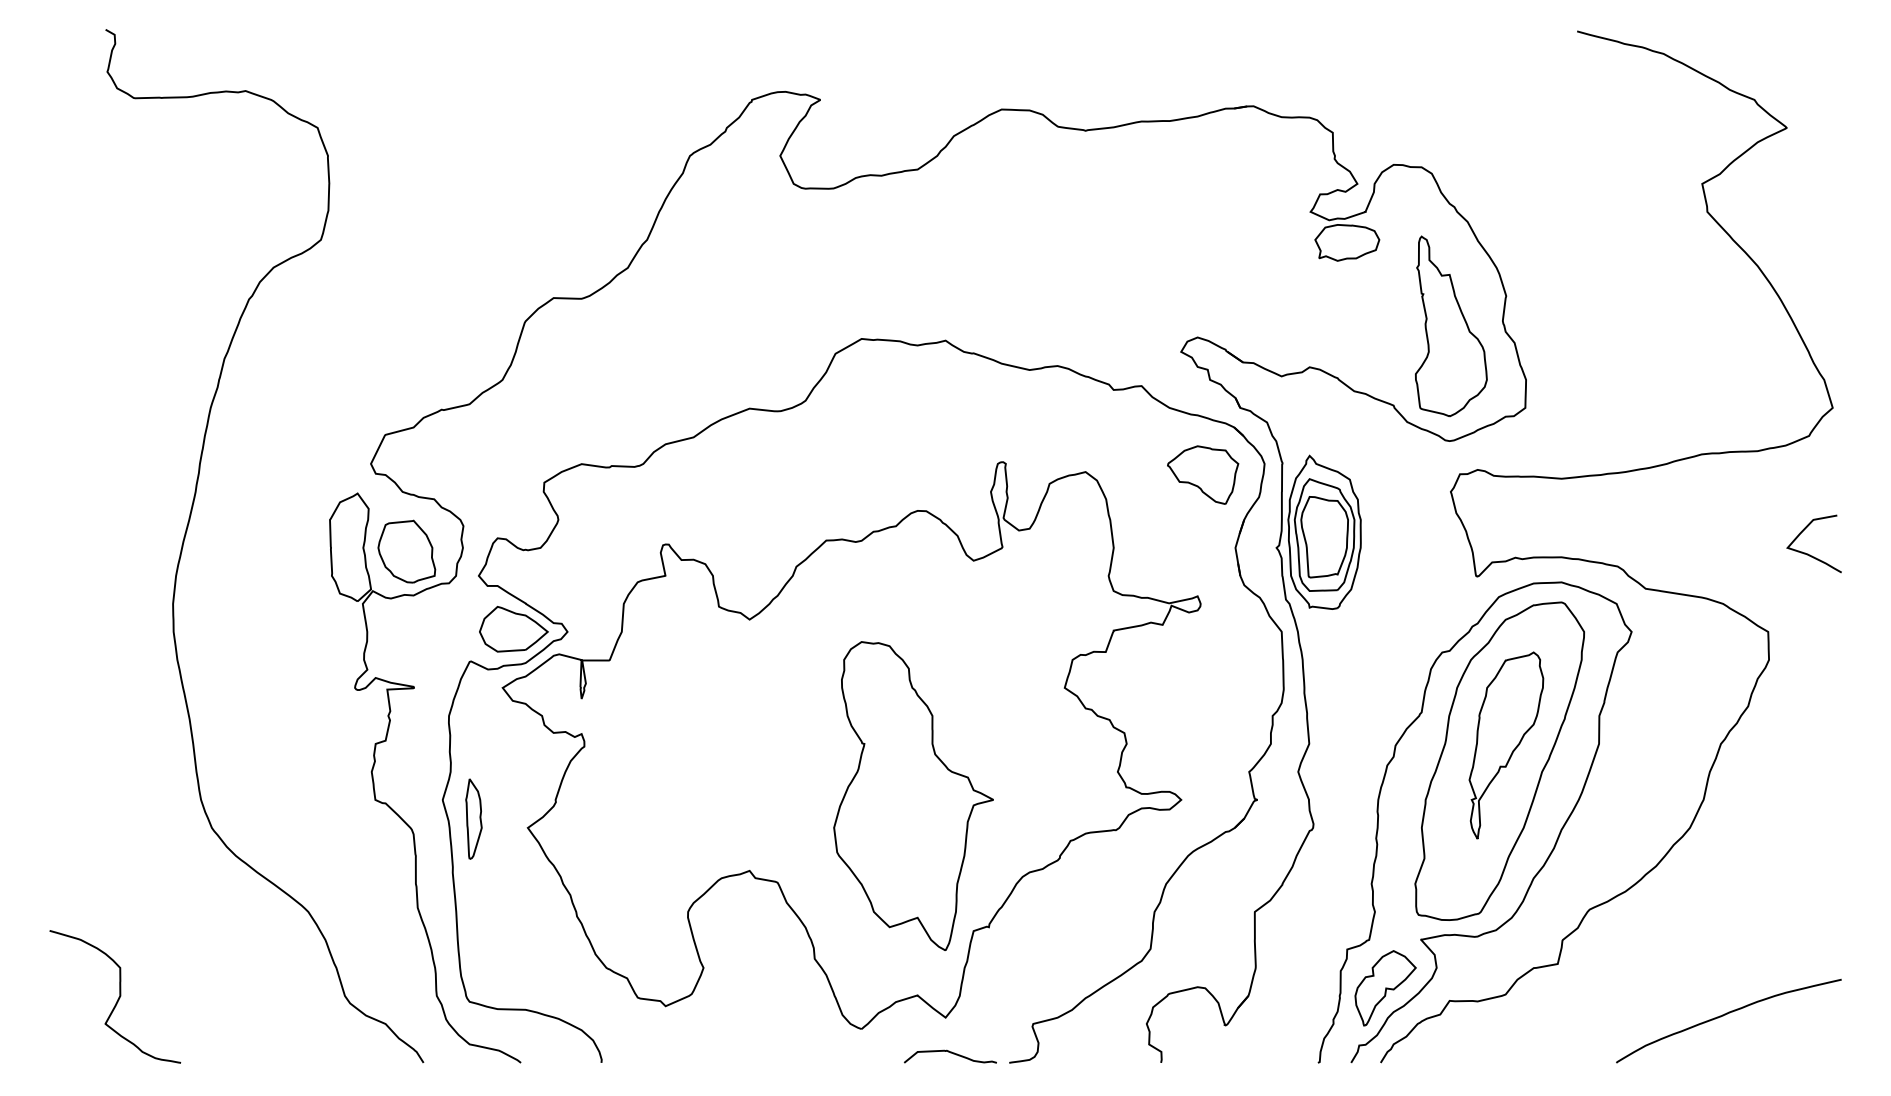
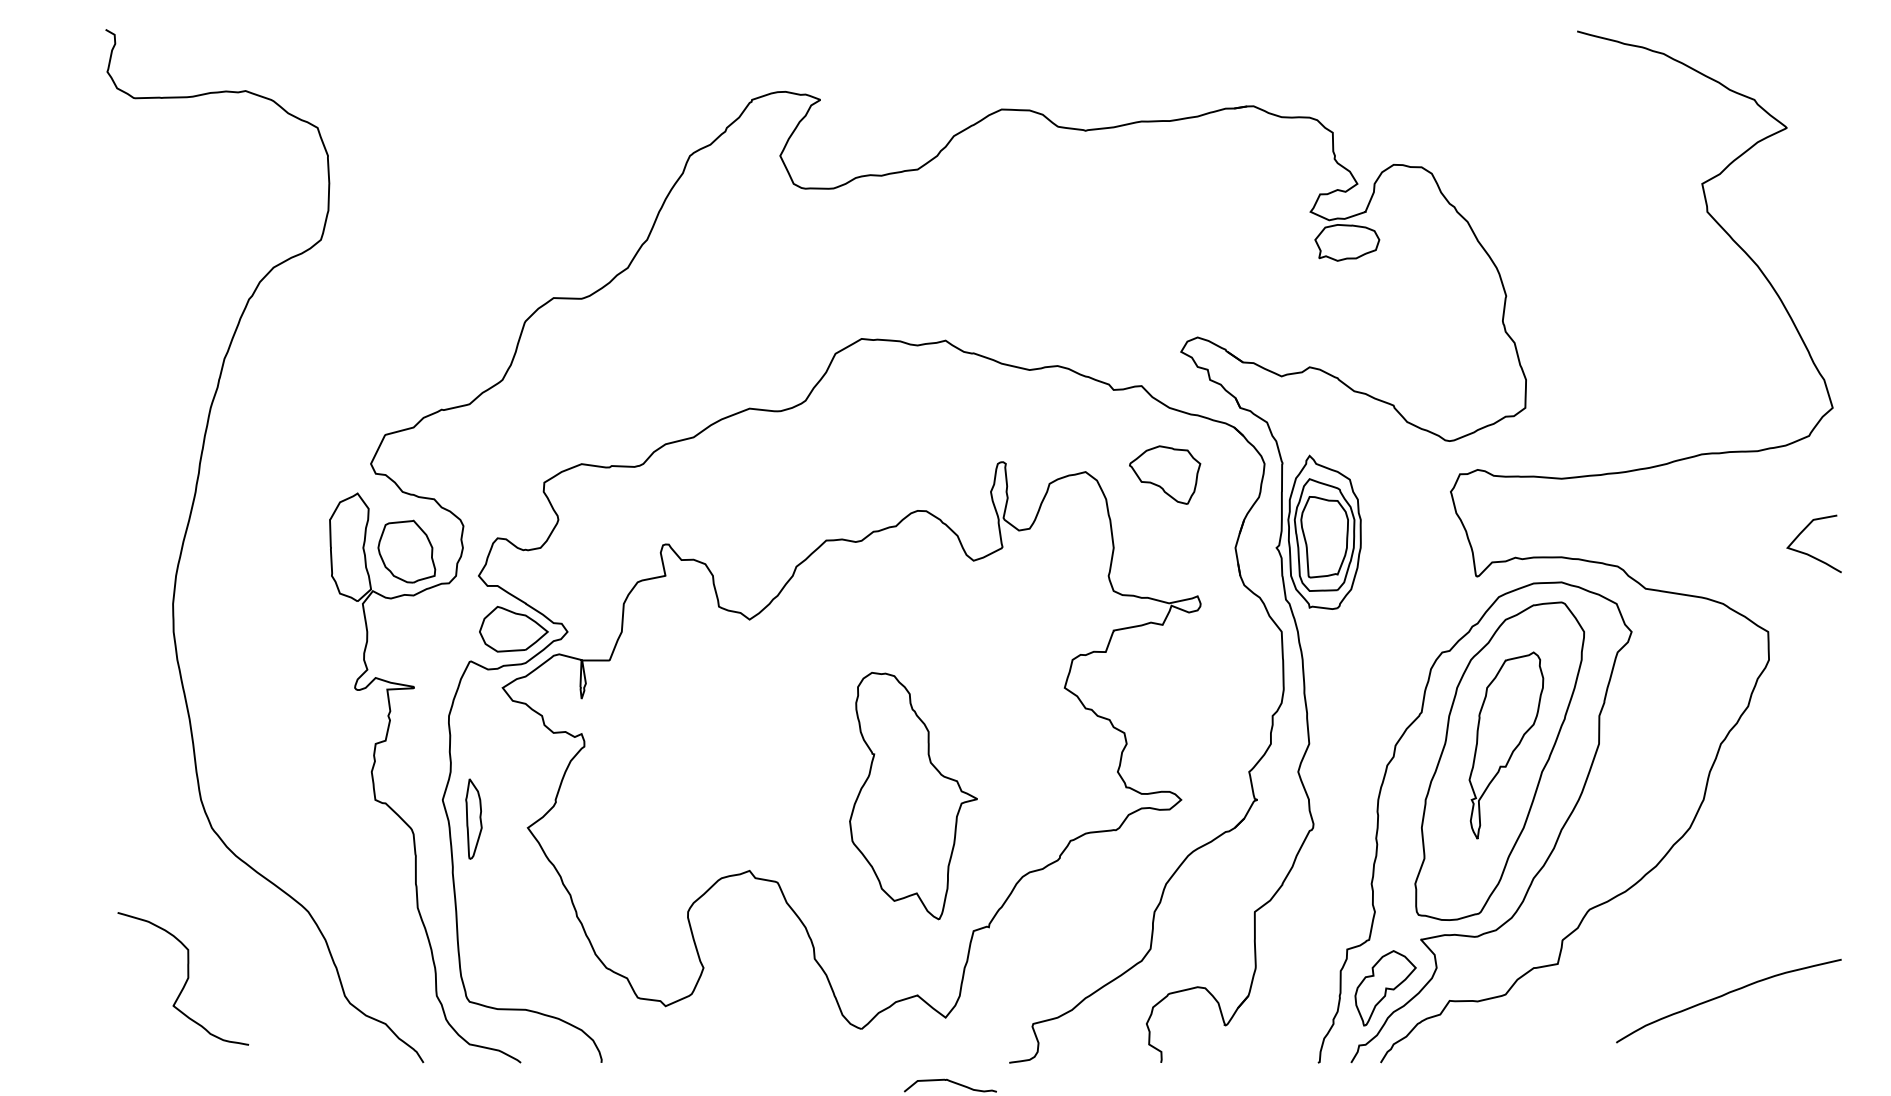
part: present -> none (1450, 326)
part position: (1203, 474) -> (1165, 474) (1165, 474)
part size: 161x310 px -> 129x249 px (913, 796)
curve position: (118, 997) -> (186, 979) (186, 979)
curve position: (1725, 1015) -> (1725, 995) (1725, 995)
curve position: (950, 1053) -> (950, 1082) (950, 1082)
